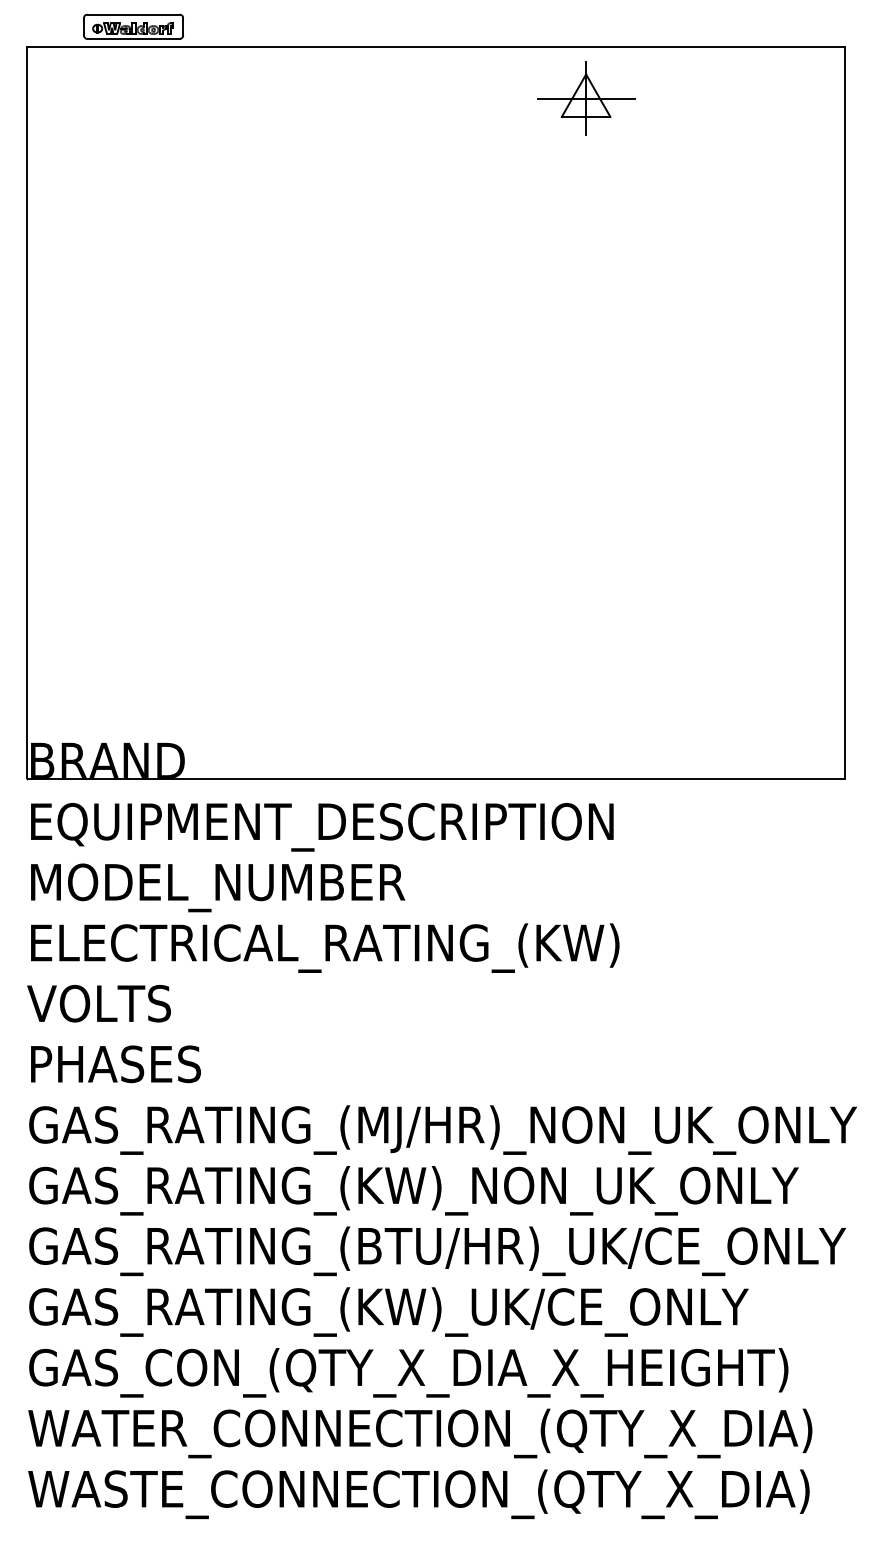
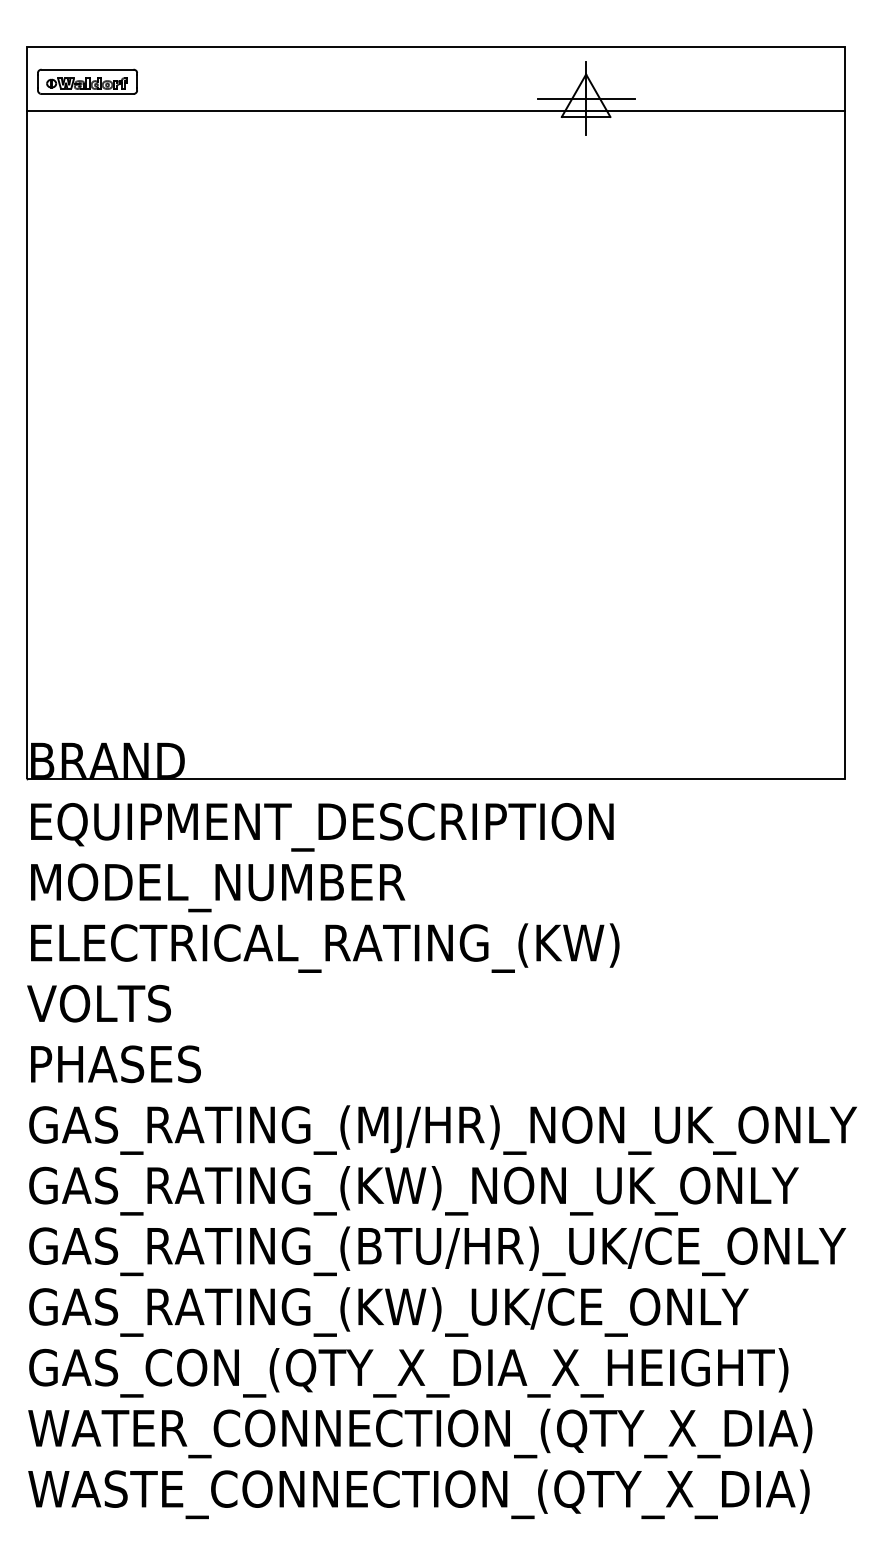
part position: (133, 26) -> (87, 81) (87, 81)
line: none -> present (435, 110)
